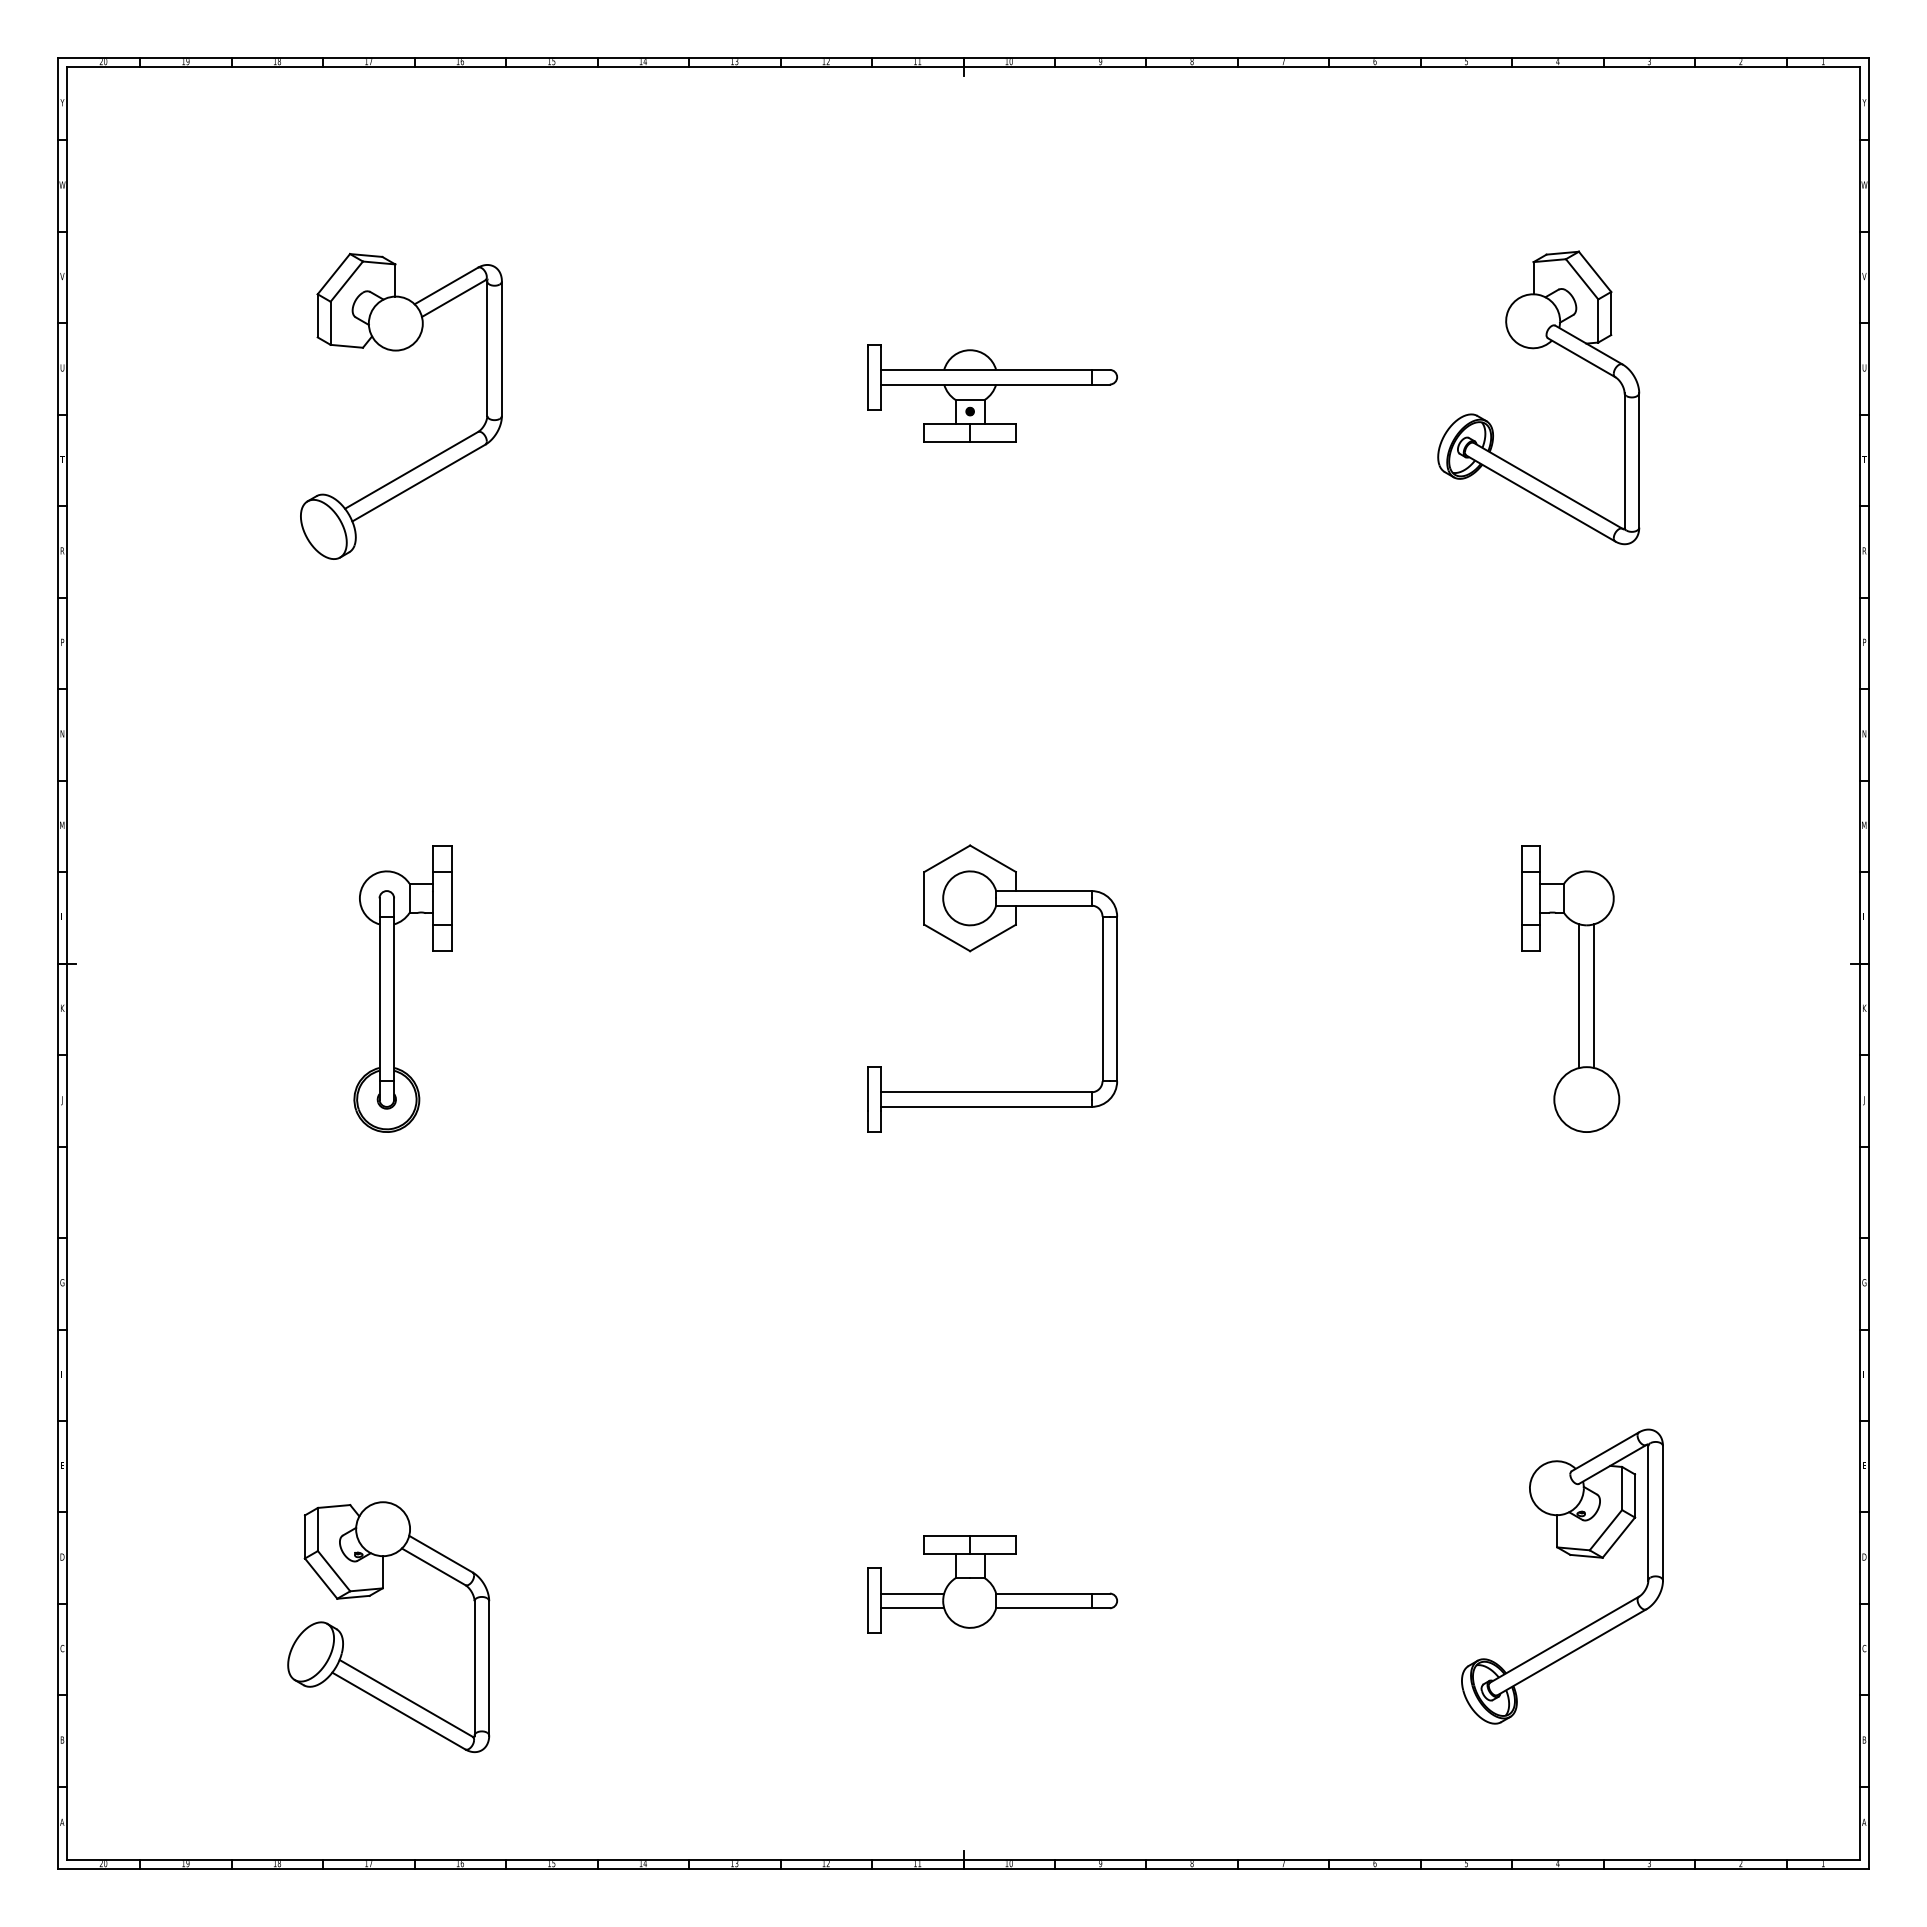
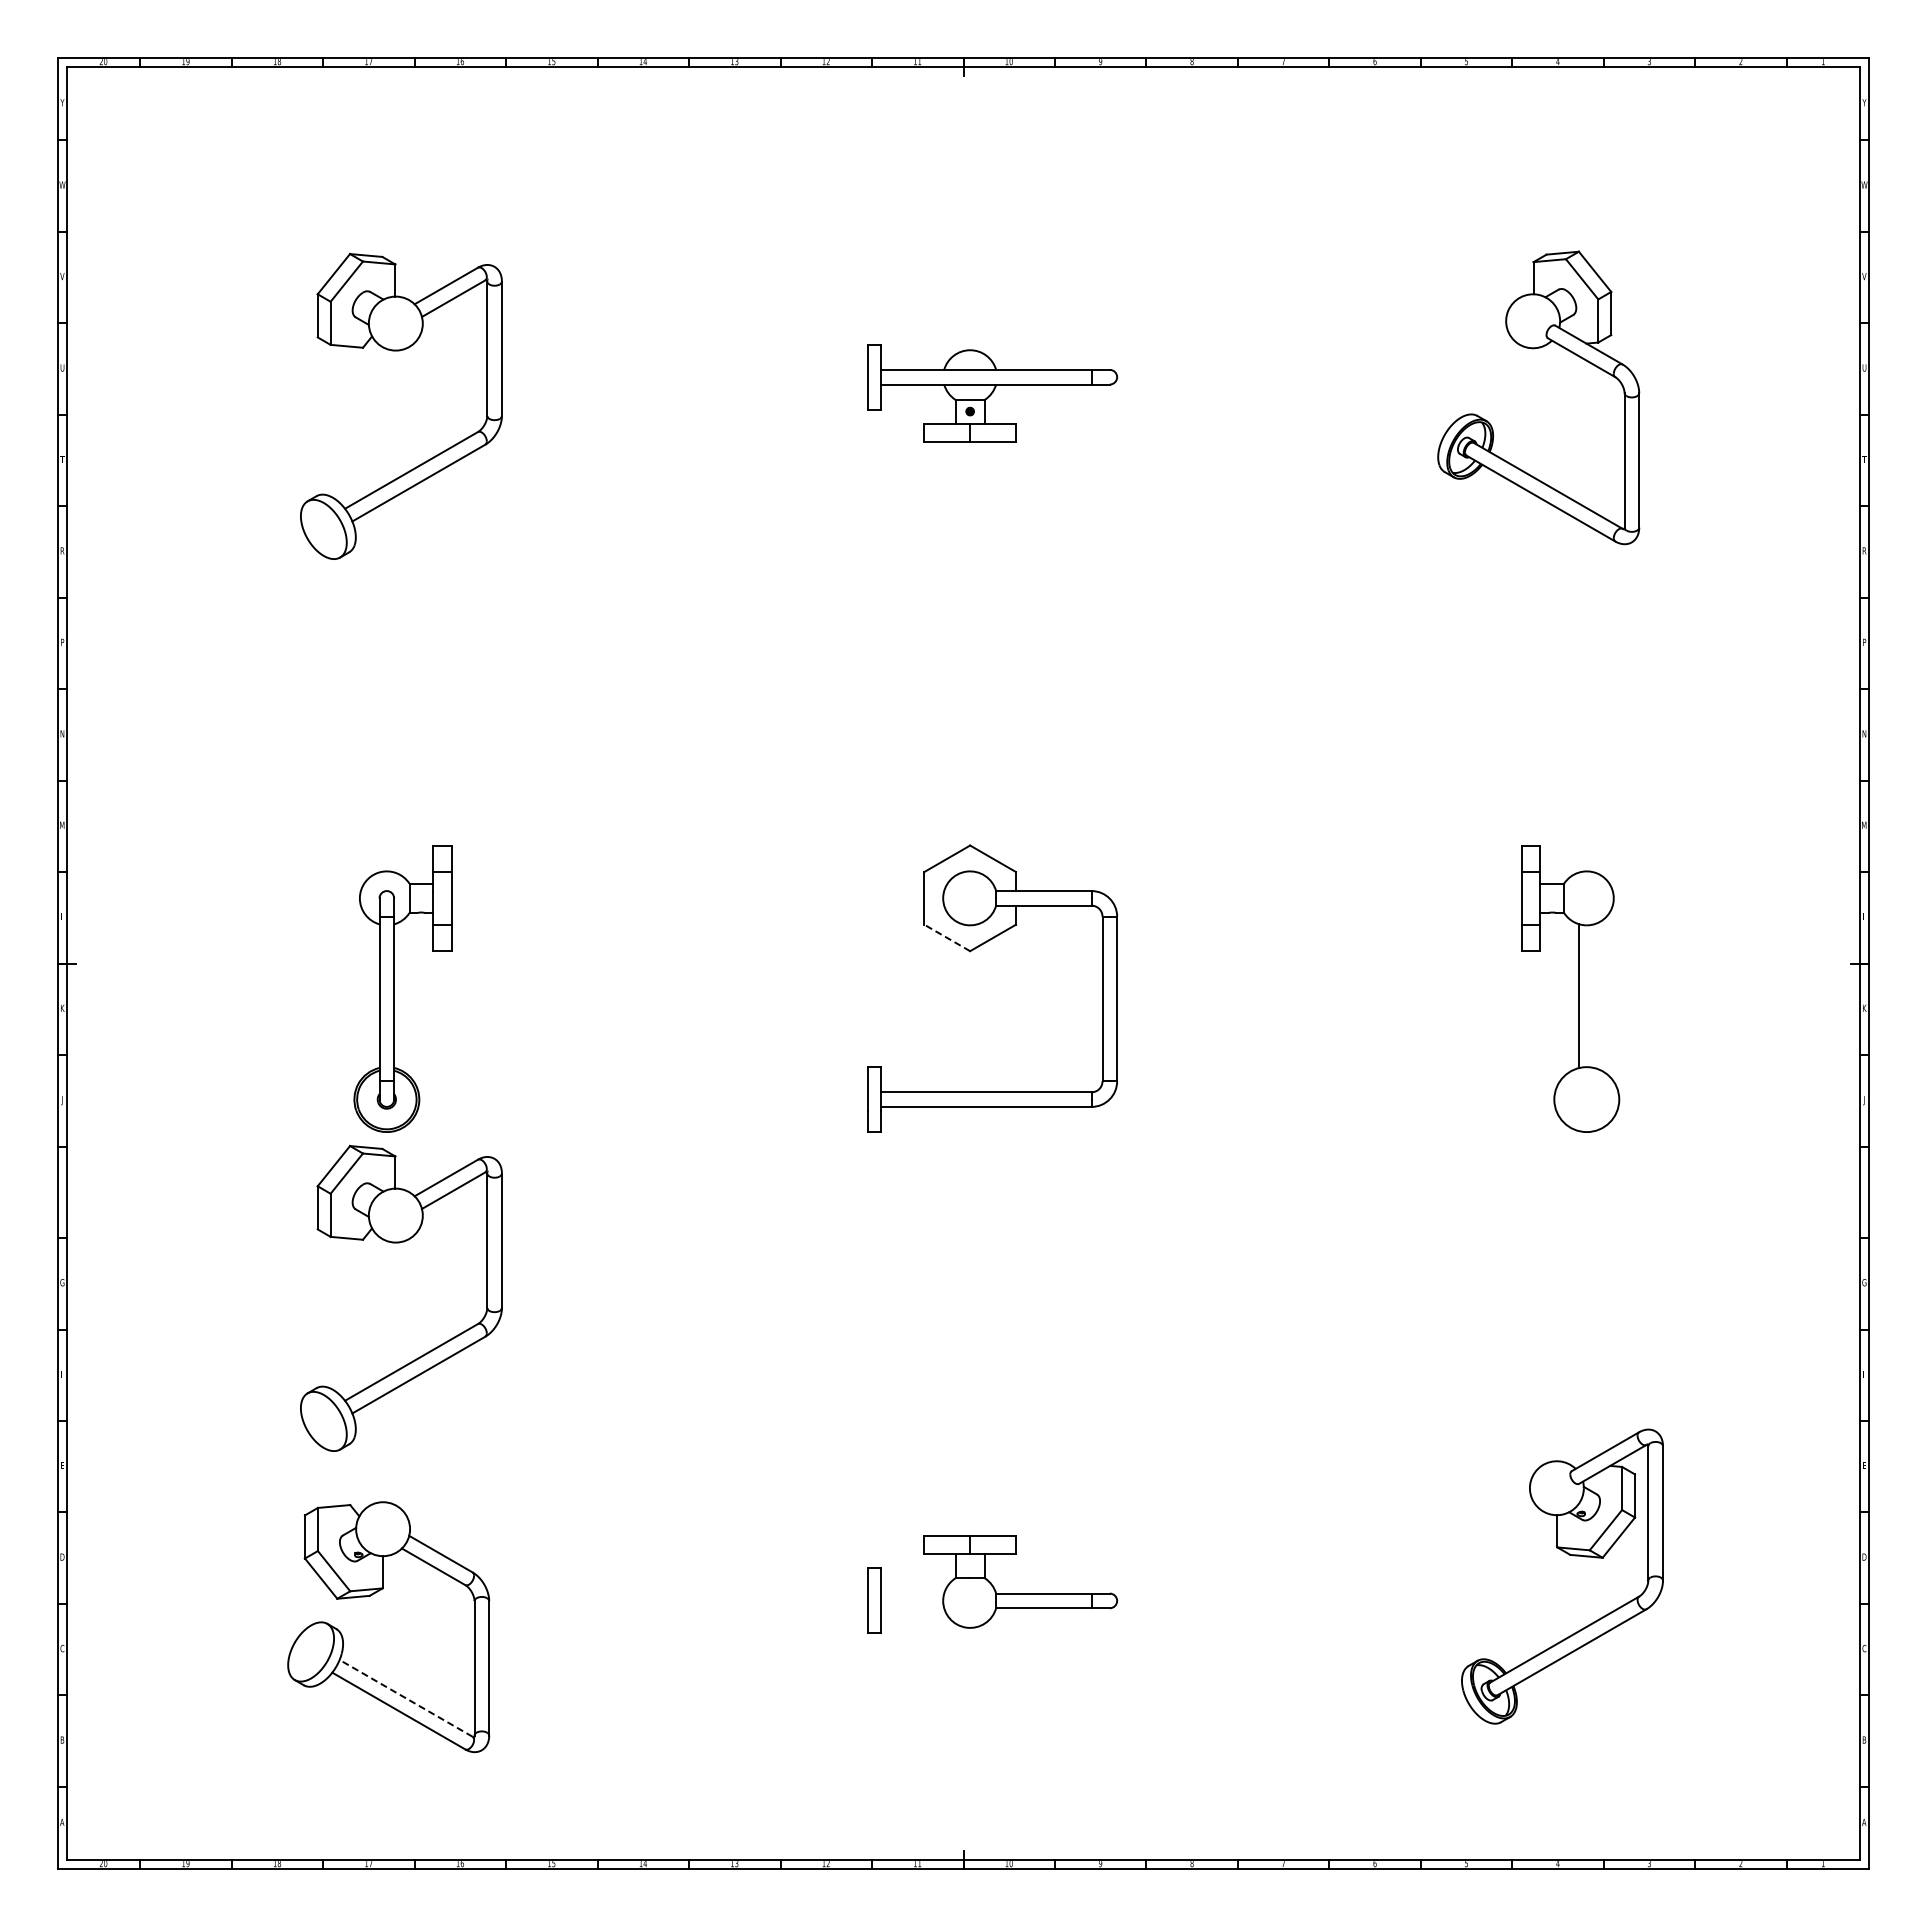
line: solid -> dashed (946, 937)
line: present -> none (1594, 995)
part: none -> present (399, 1243)
line: present -> none (912, 1593)
line: present -> none (912, 1608)
line: solid -> dashed (406, 1698)
